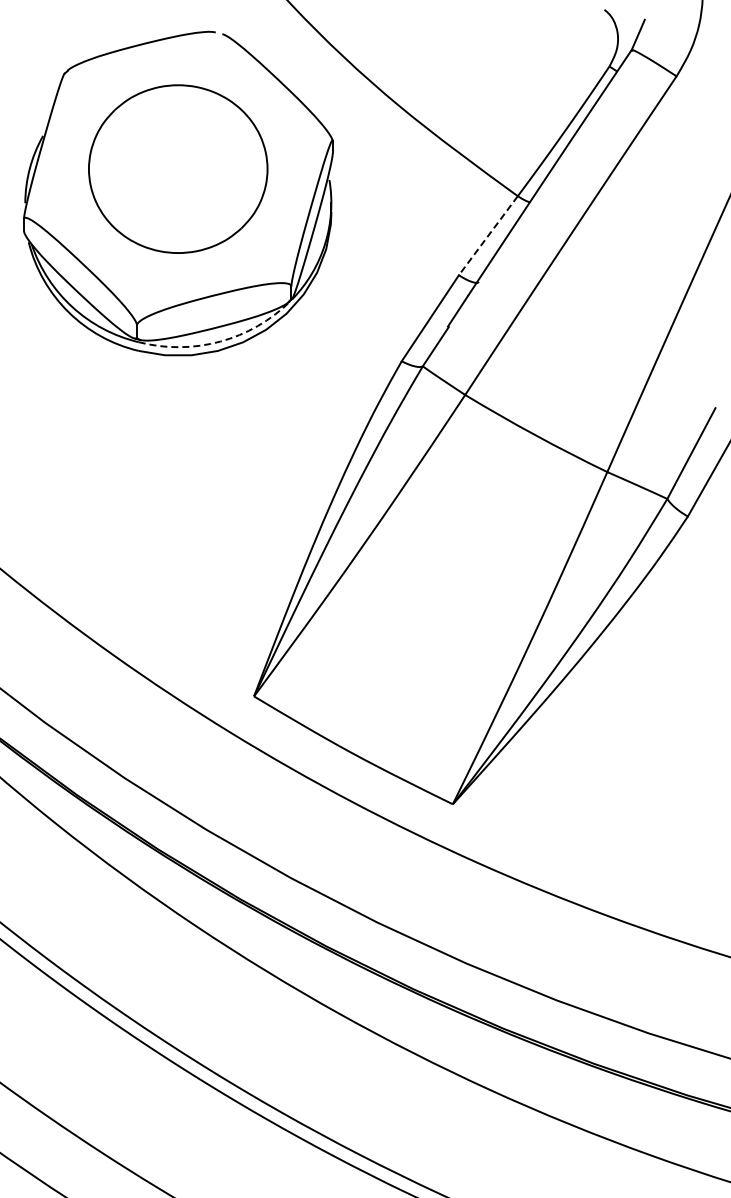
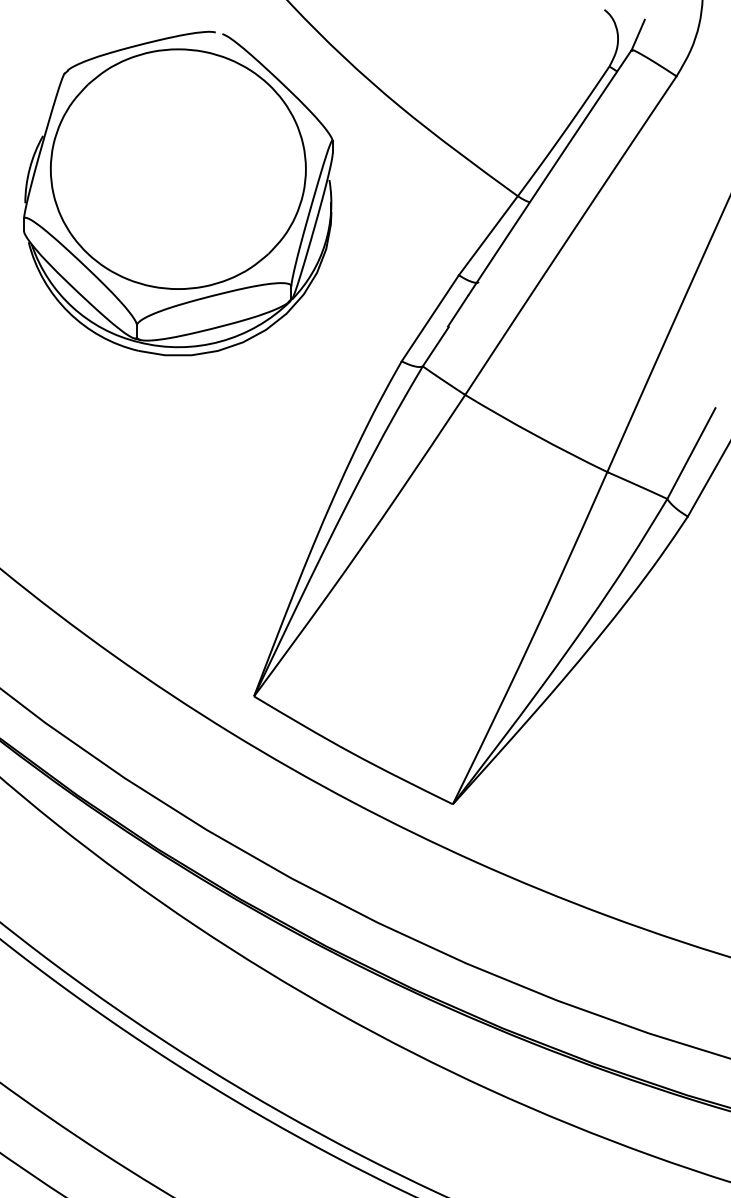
part size: 181x170 px -> 258x242 px (177, 168)
line: dashed -> solid (488, 236)
arc: dashed -> solid (220, 341)
